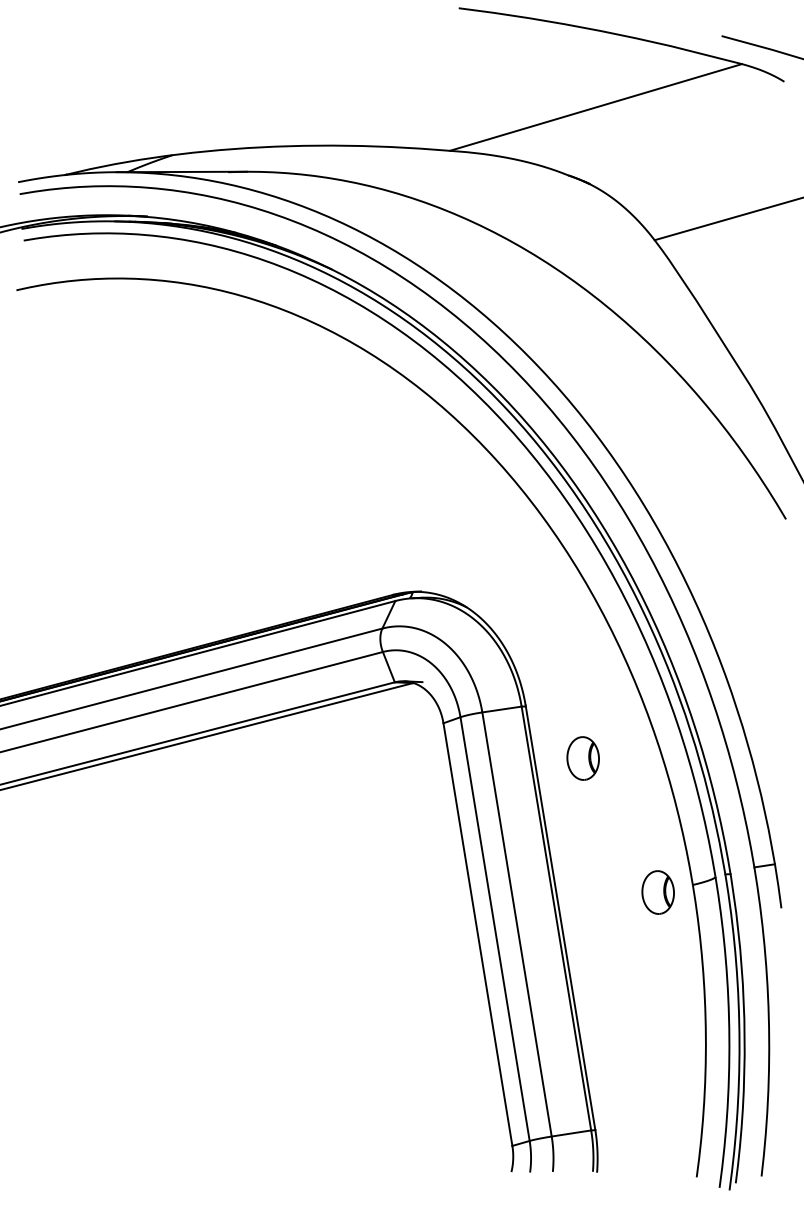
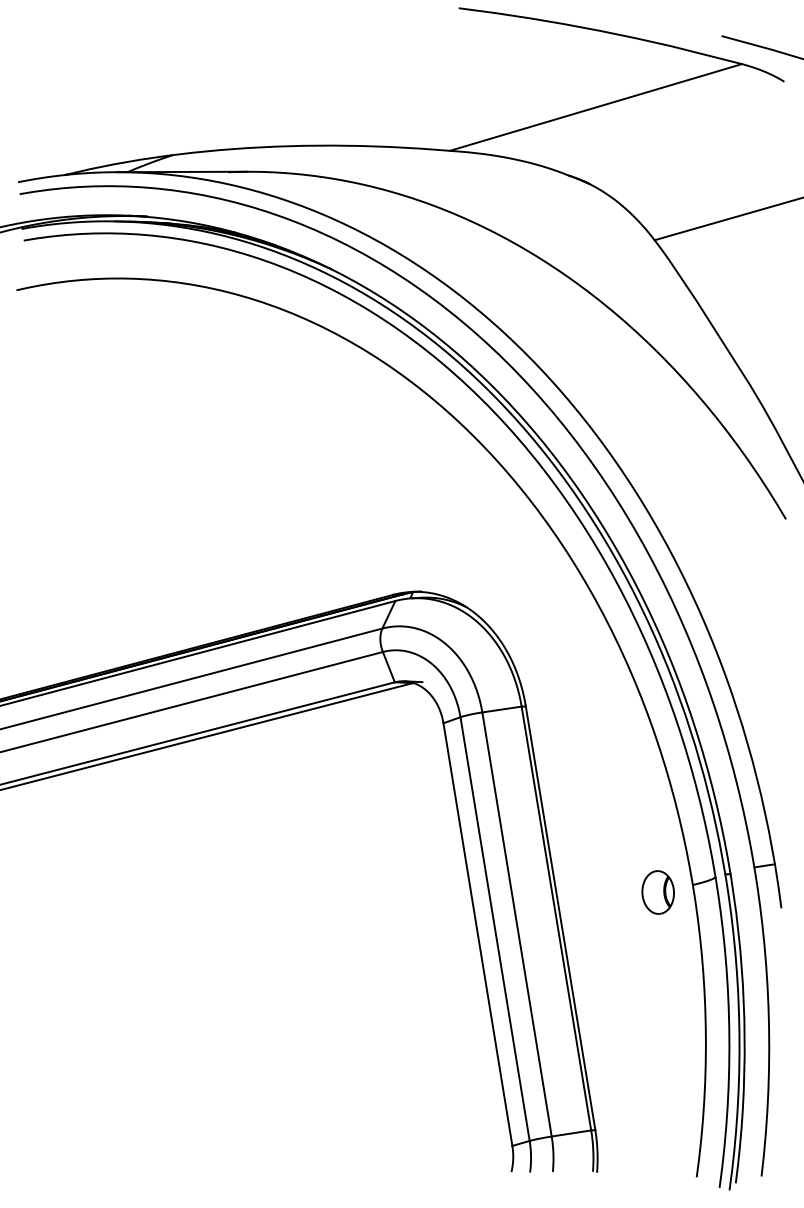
part: present -> none (582, 758)
